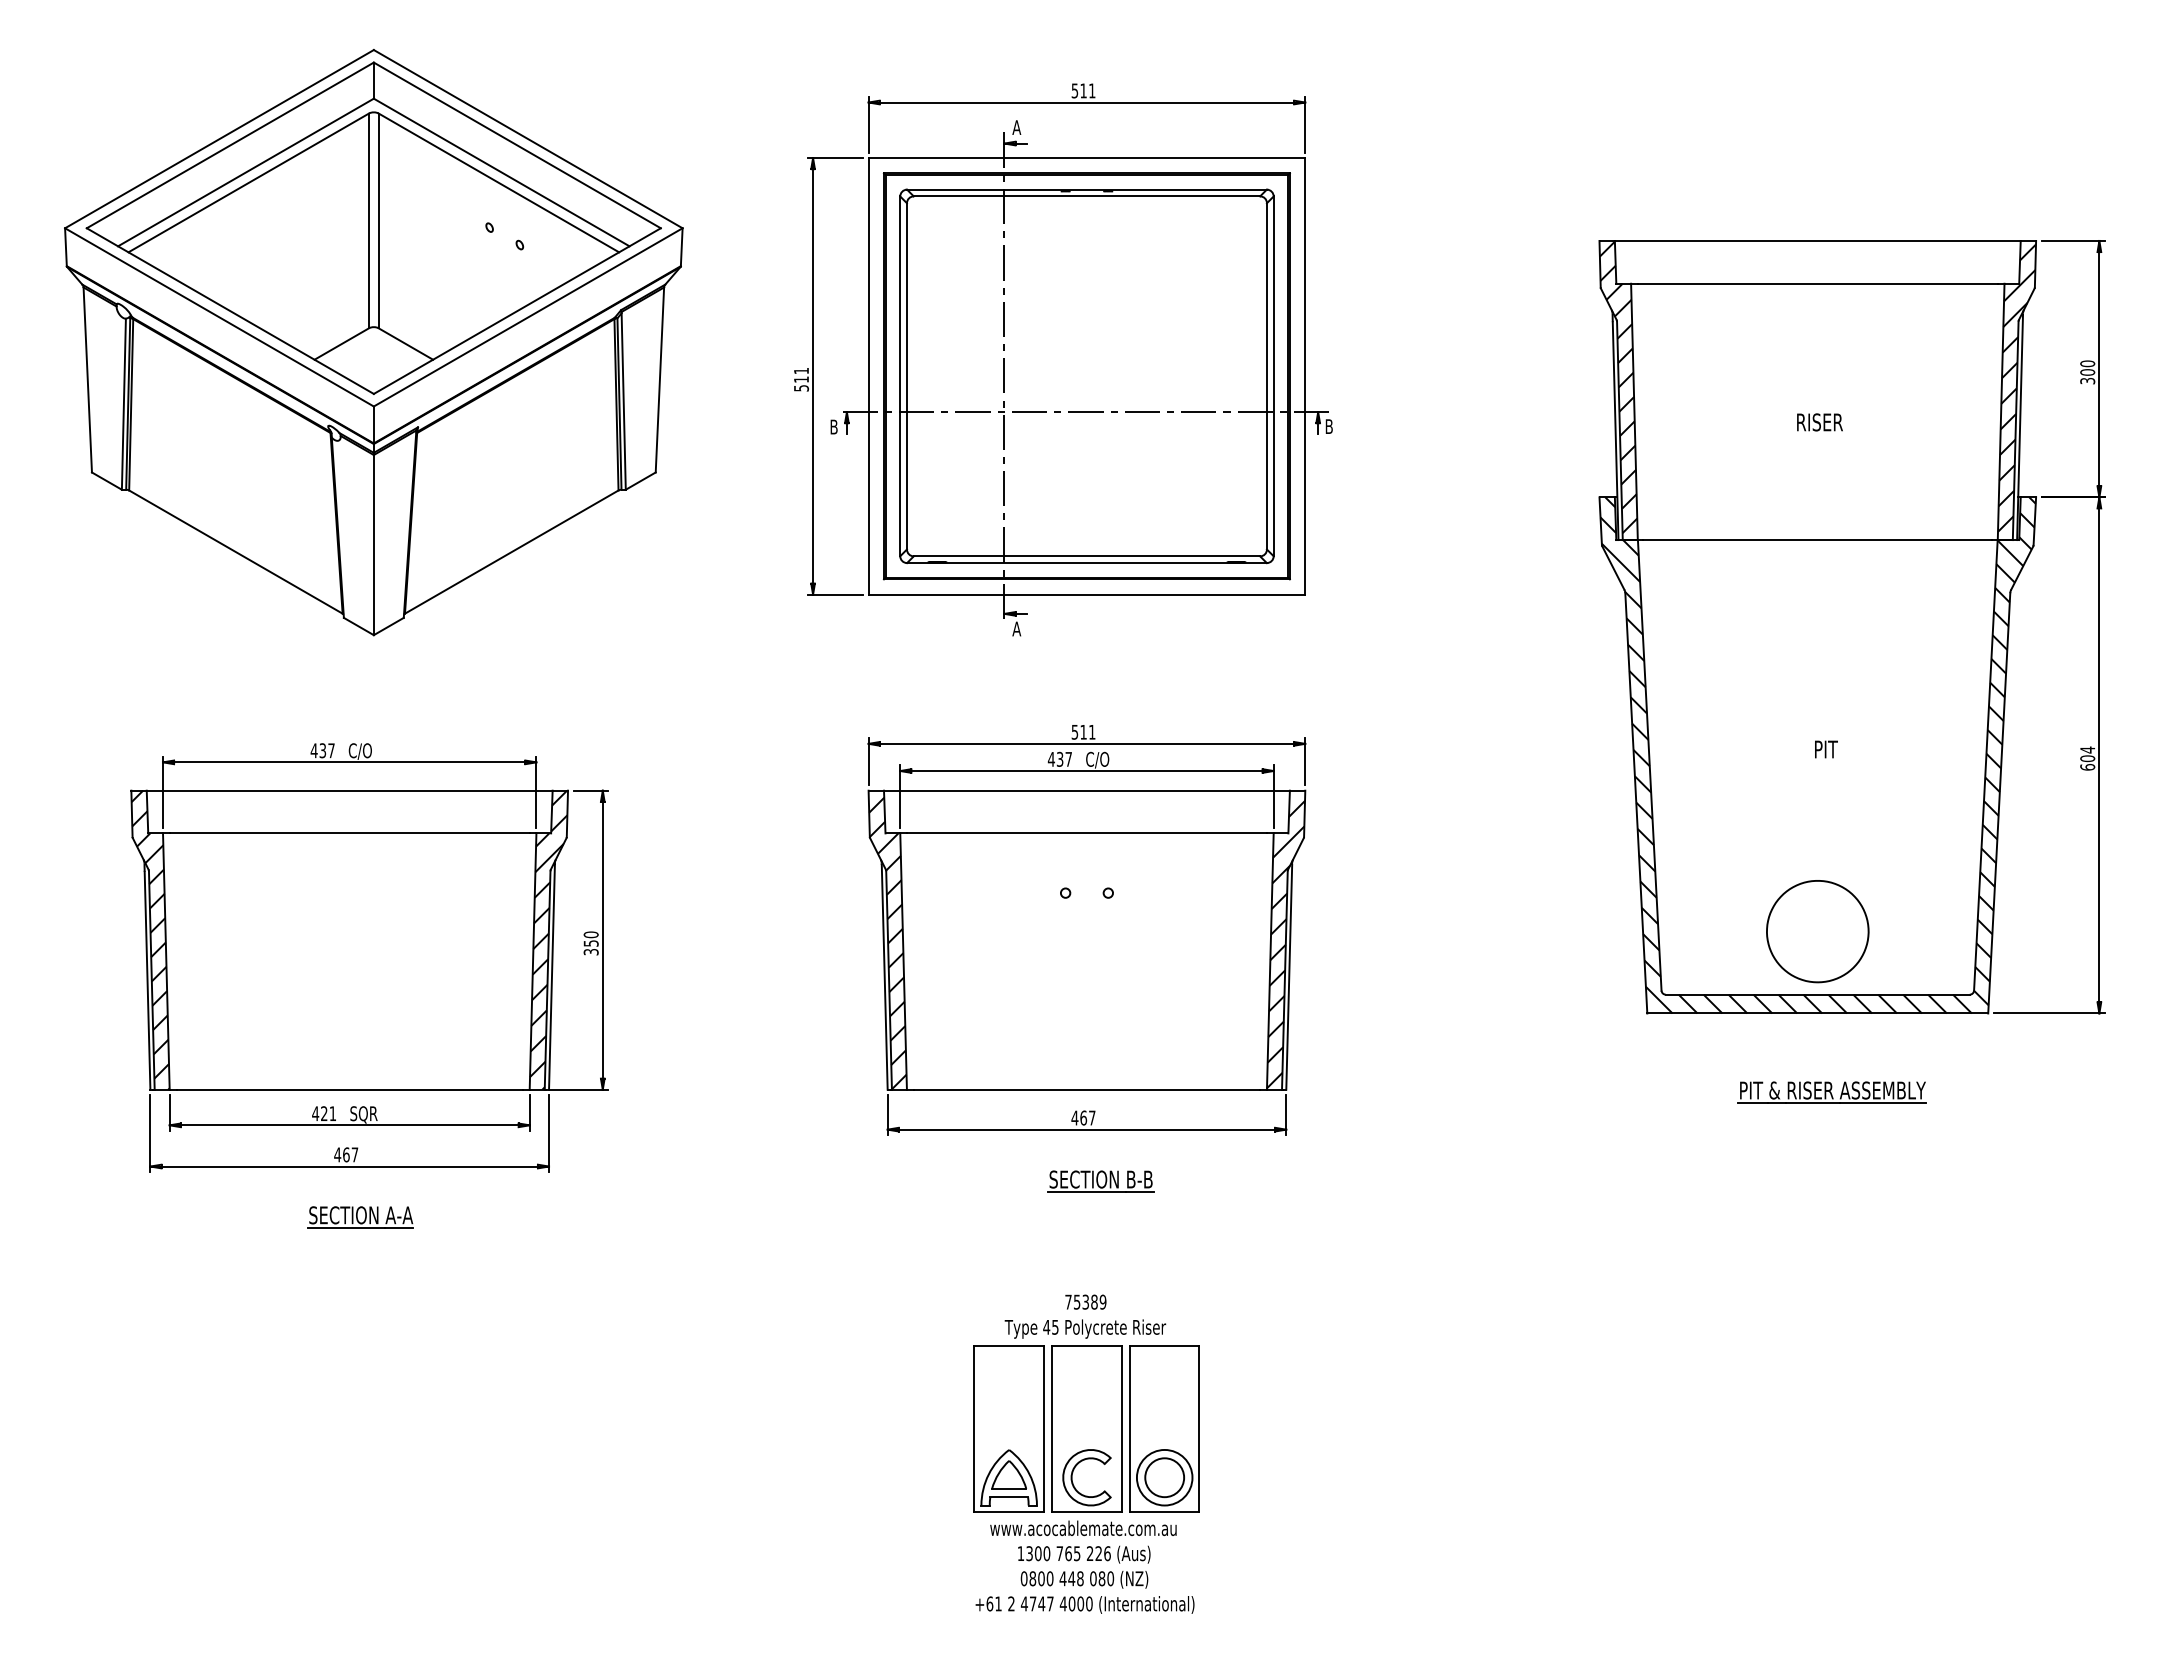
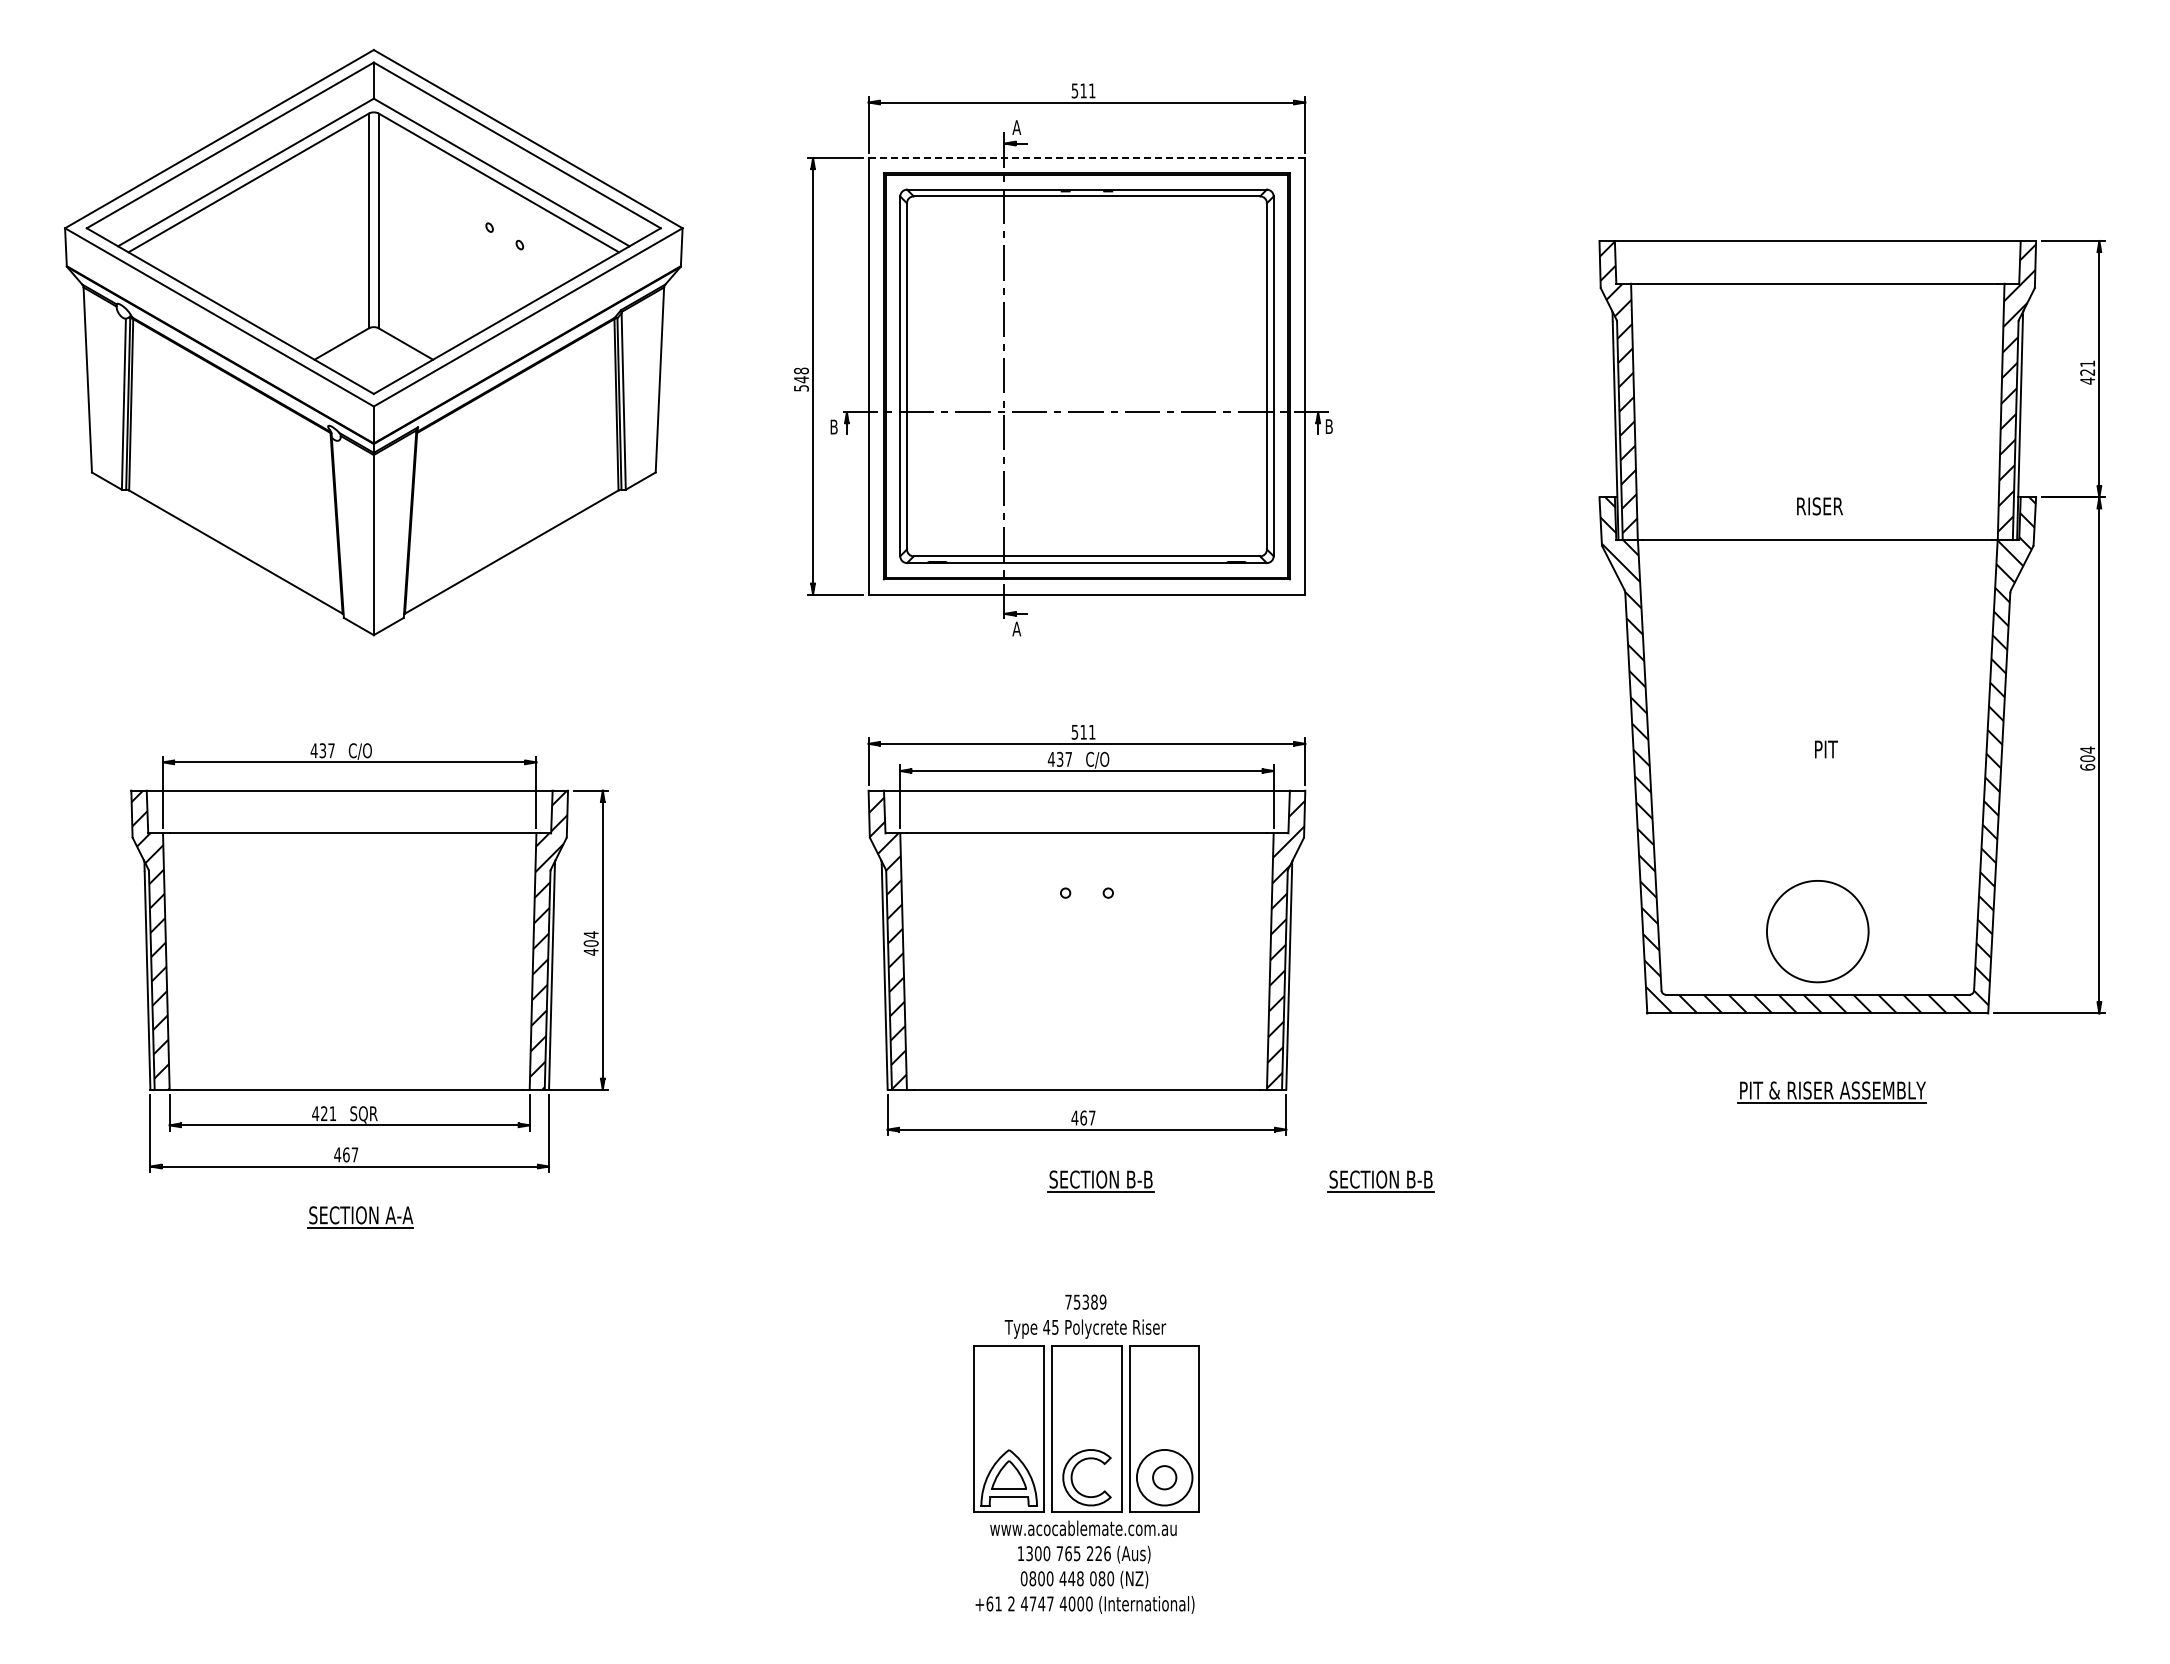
line: solid -> dashed (1087, 158)
text: 300 -> 421 (2087, 372)
text: 511 -> 548 (801, 375)
text position: (1819, 422) -> (1819, 506) (1819, 506)
text: 350 -> 404 (590, 943)
part: none -> present (1380, 1181)
circle diameter: 39 px -> 23 px (1164, 1477)
